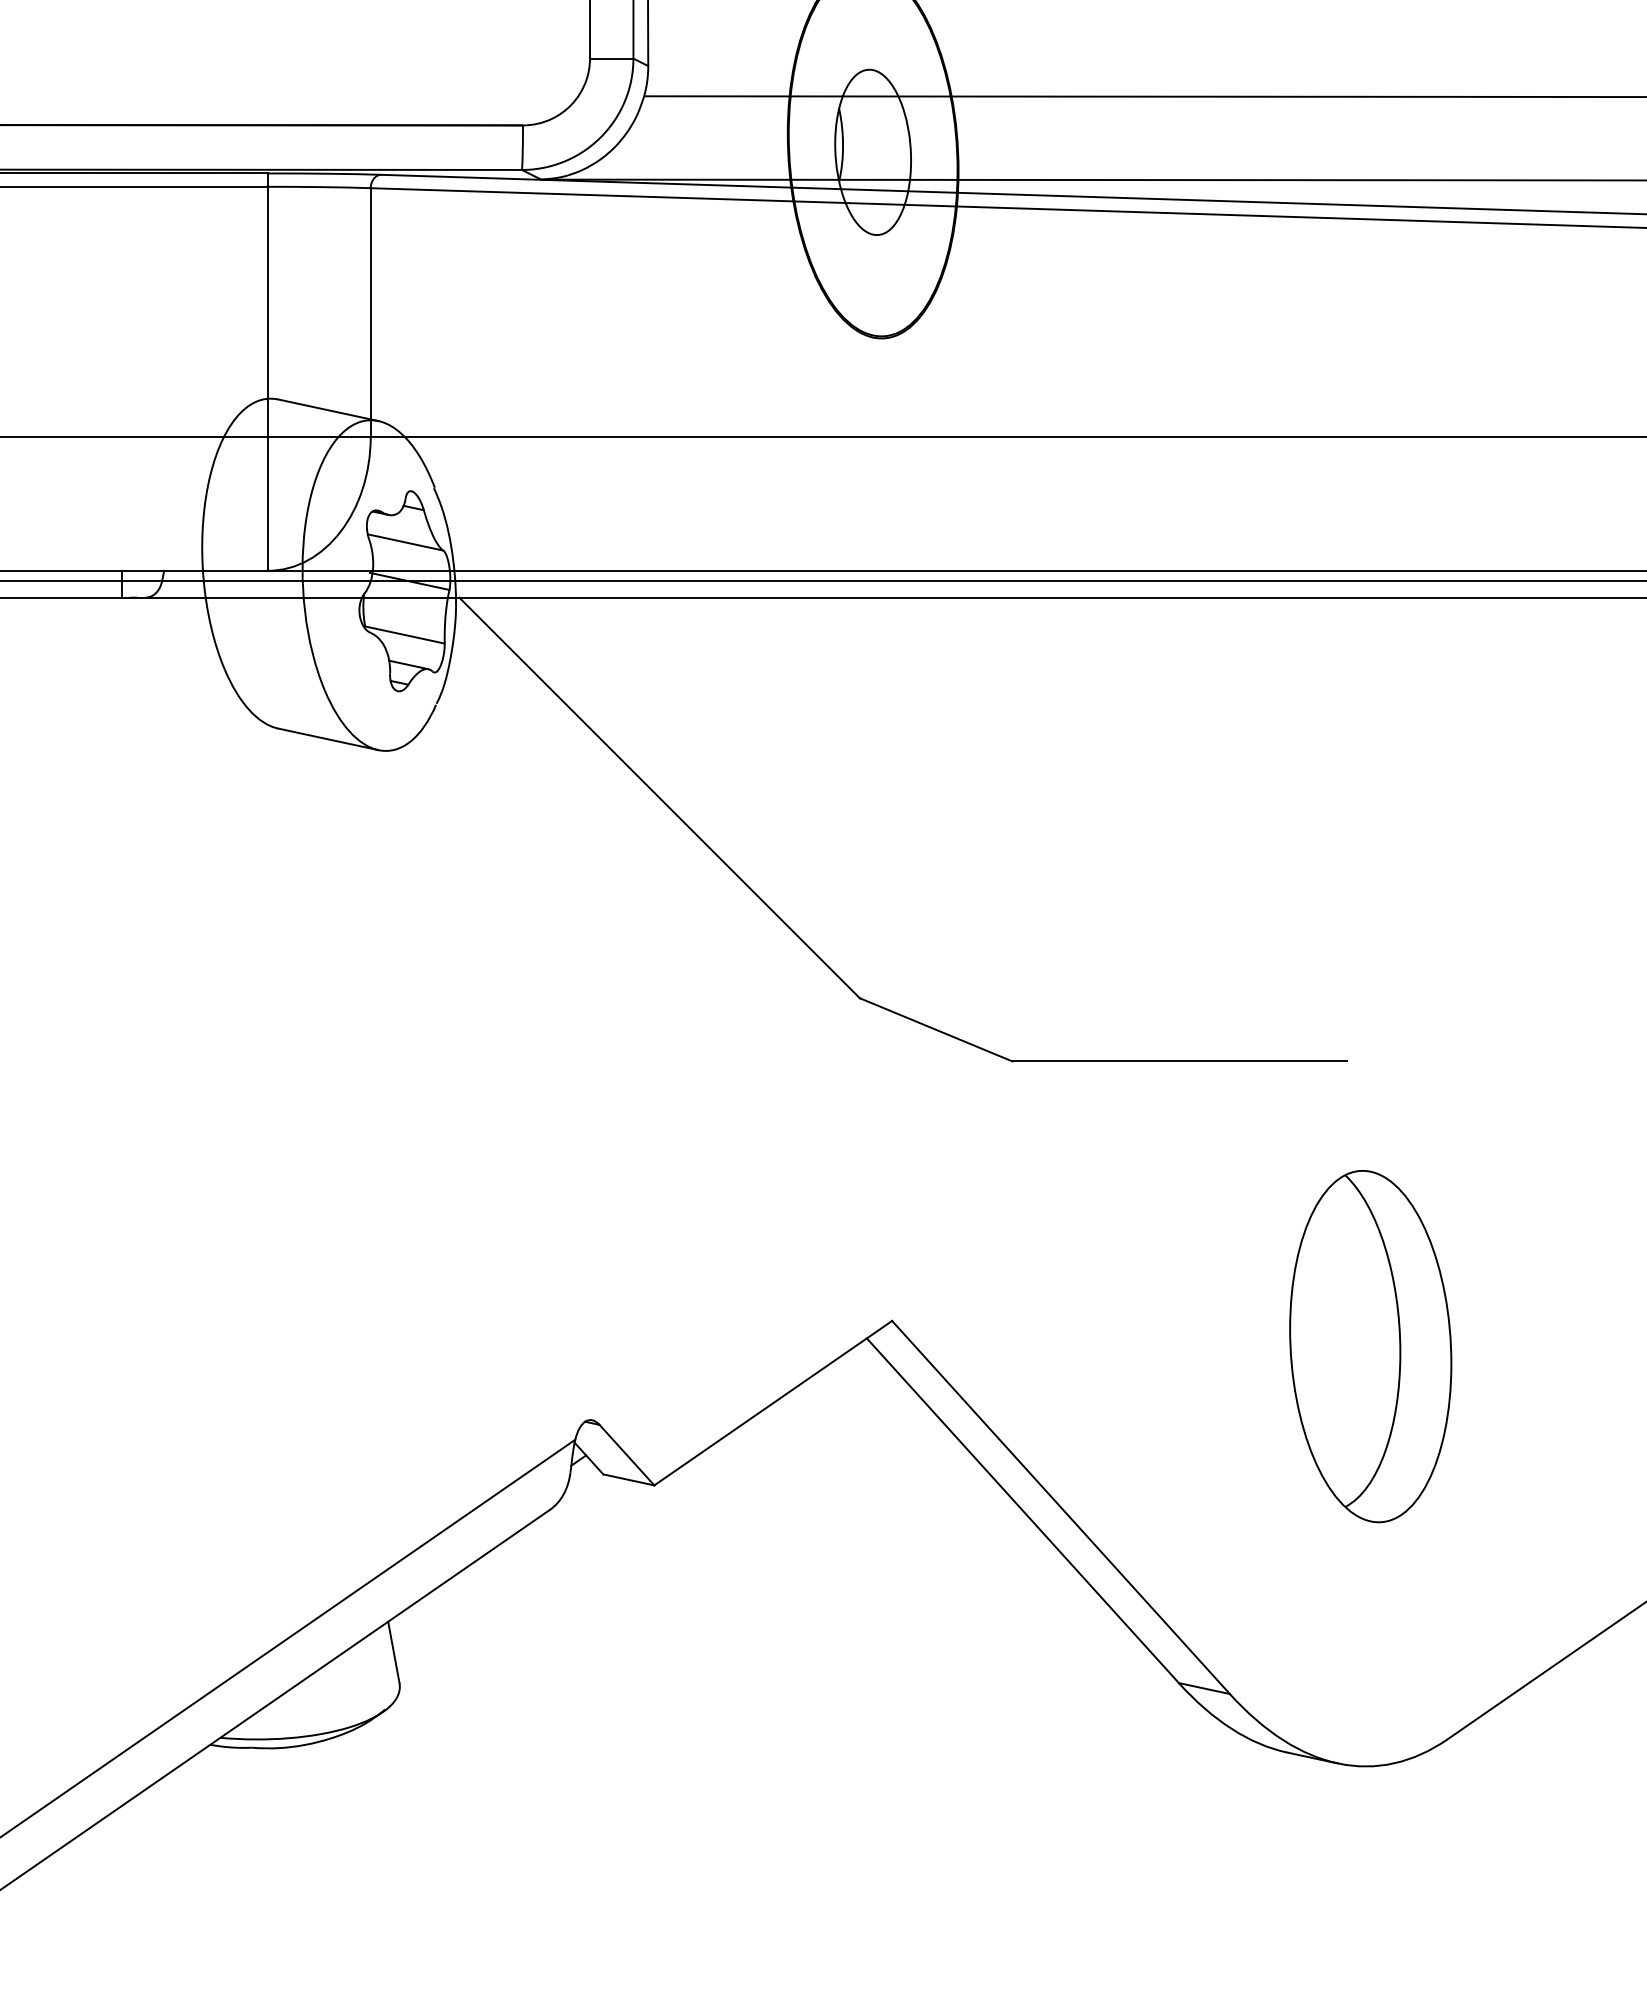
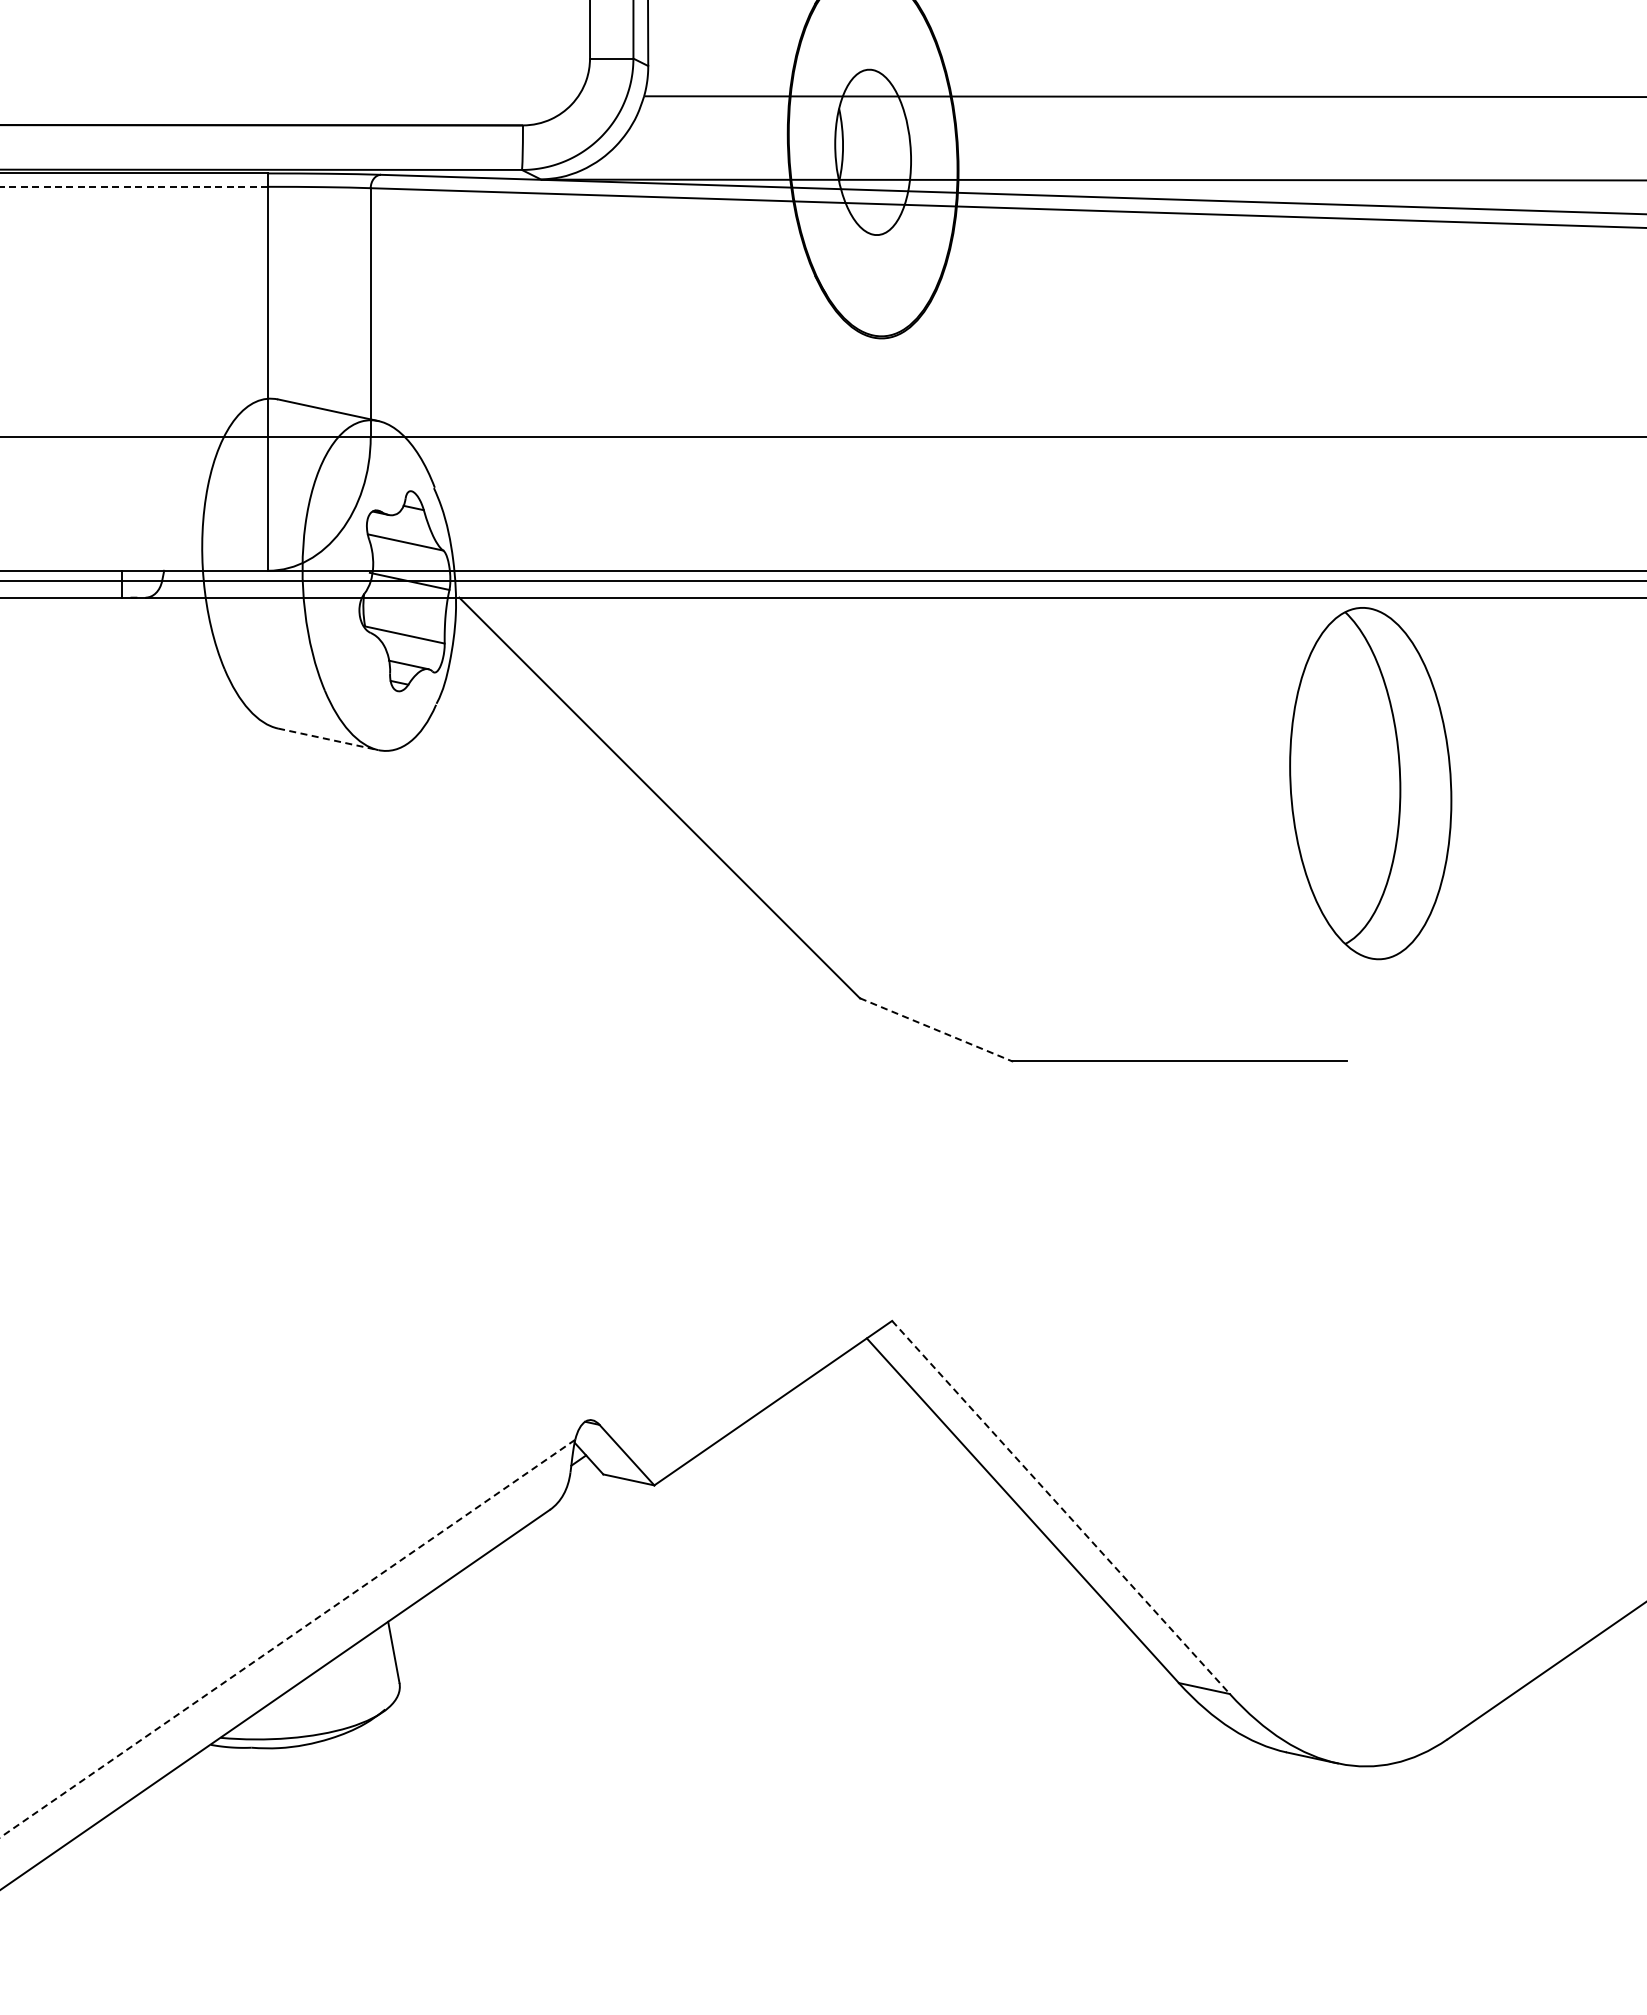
line: solid -> dashed (134, 186)
line: solid -> dashed (328, 739)
line: solid -> dashed (936, 1029)
part position: (1370, 1346) -> (1370, 783) (1370, 783)
line: solid -> dashed (1061, 1507)
line: solid -> dashed (288, 1638)
